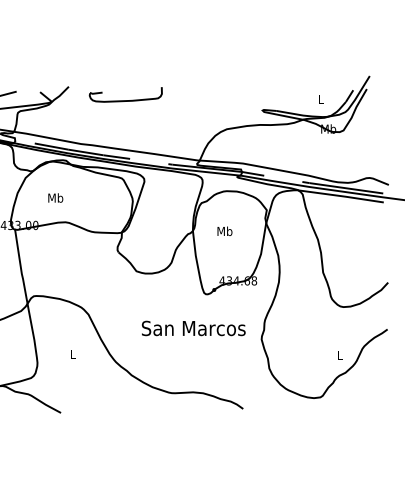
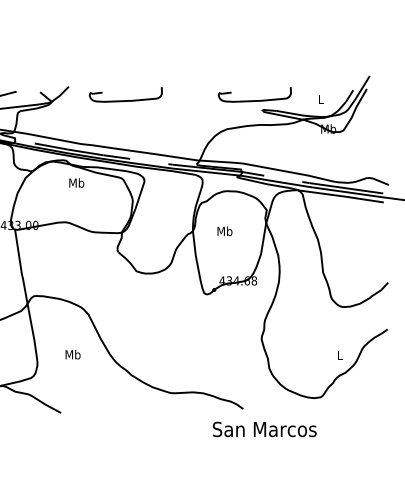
part: none -> present (254, 94)
text position: (55, 197) -> (76, 182) (76, 182)
text position: (193, 328) -> (264, 429) (264, 429)
text: L -> Mb (72, 354)
